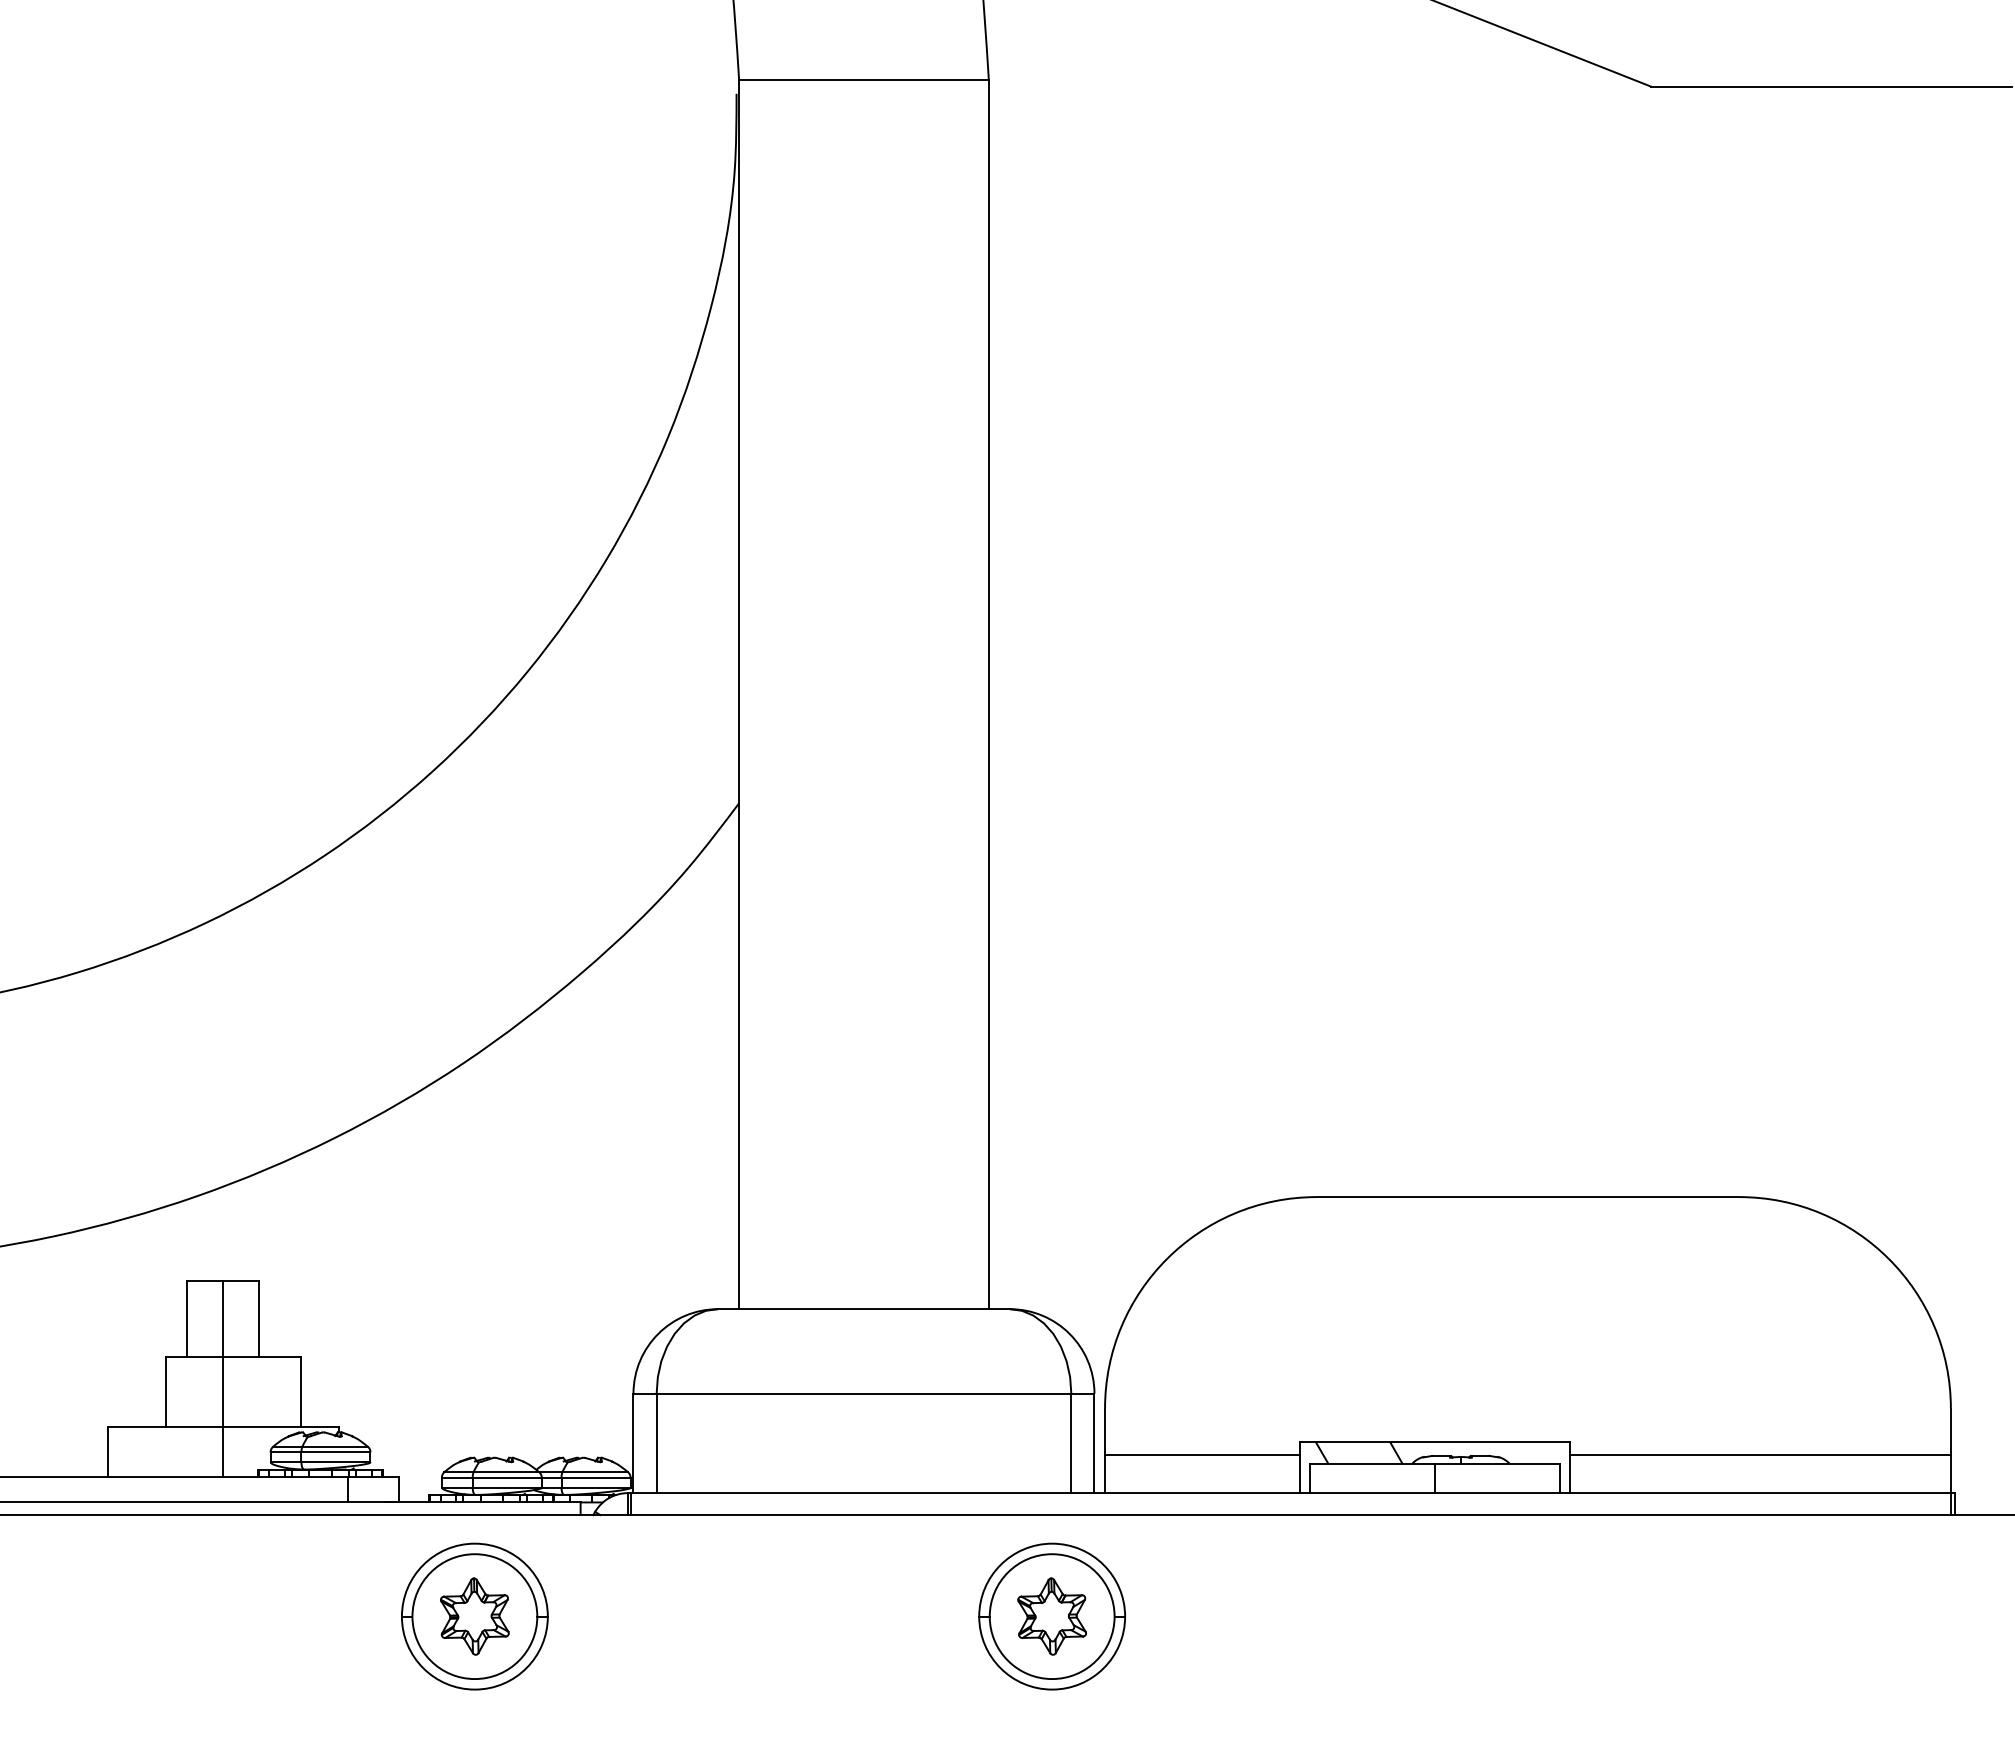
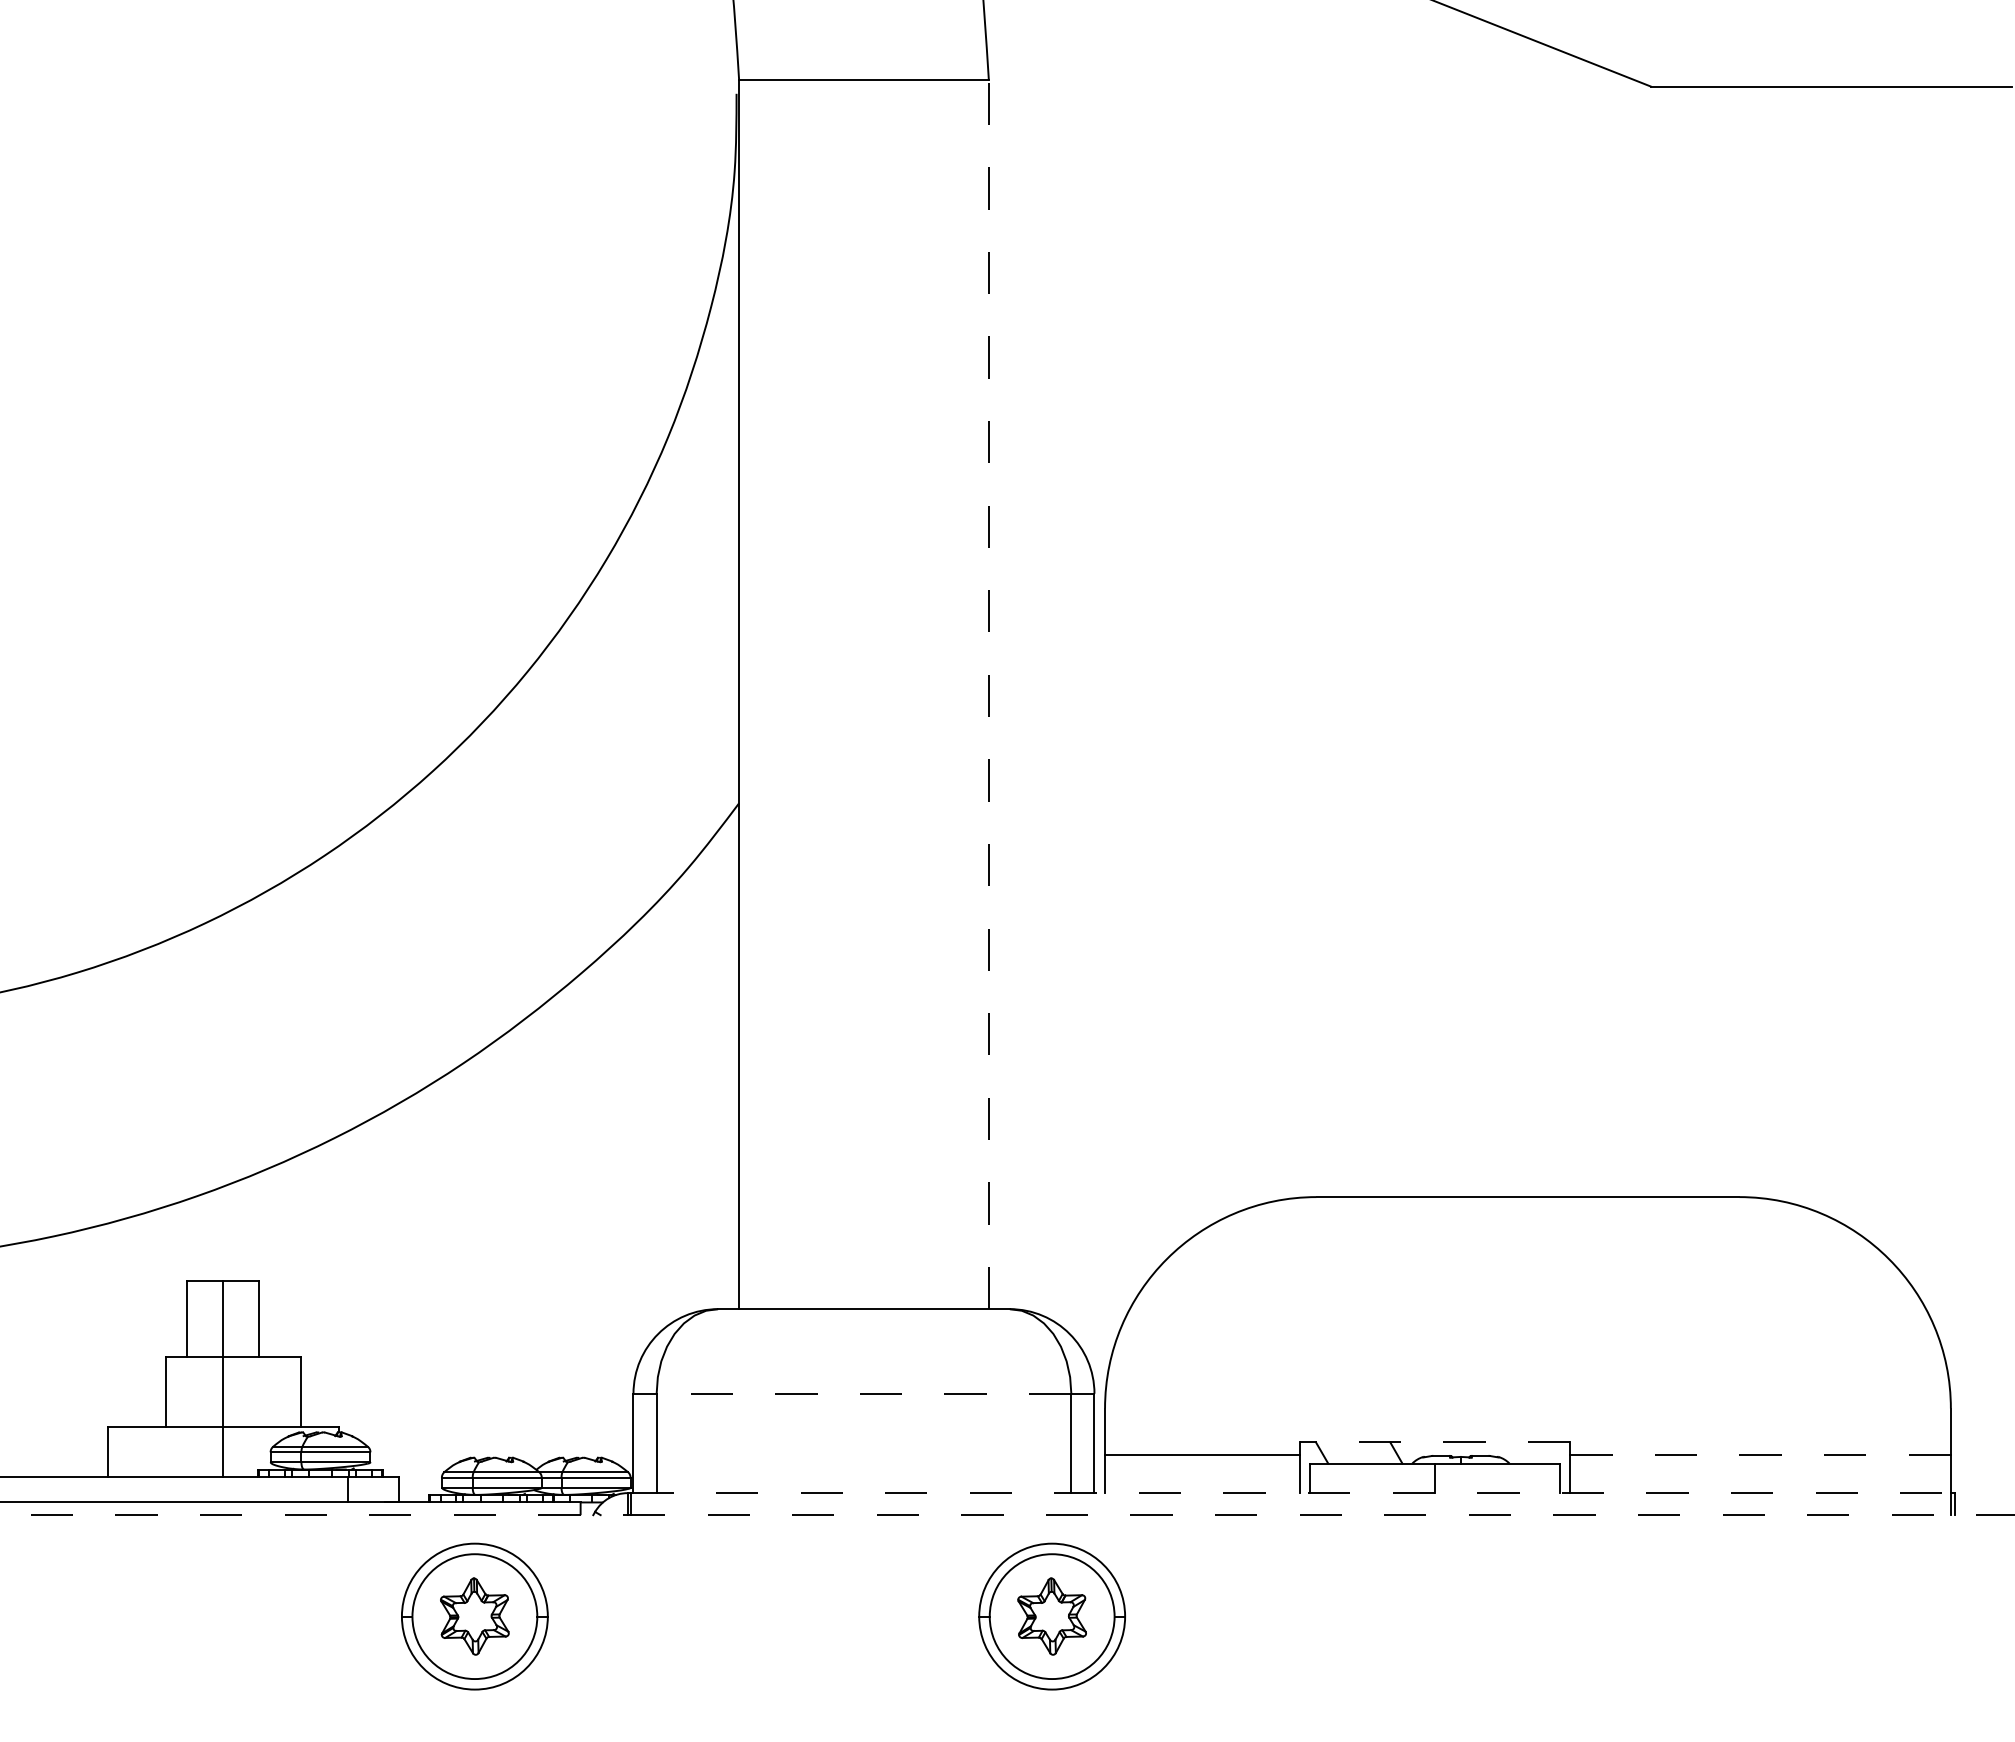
line: solid -> dashed (988, 694)
line: solid -> dashed (863, 1393)
line: solid -> dashed (1434, 1442)
line: solid -> dashed (1761, 1455)
line: solid -> dashed (1291, 1493)
line: solid -> dashed (1007, 1515)
